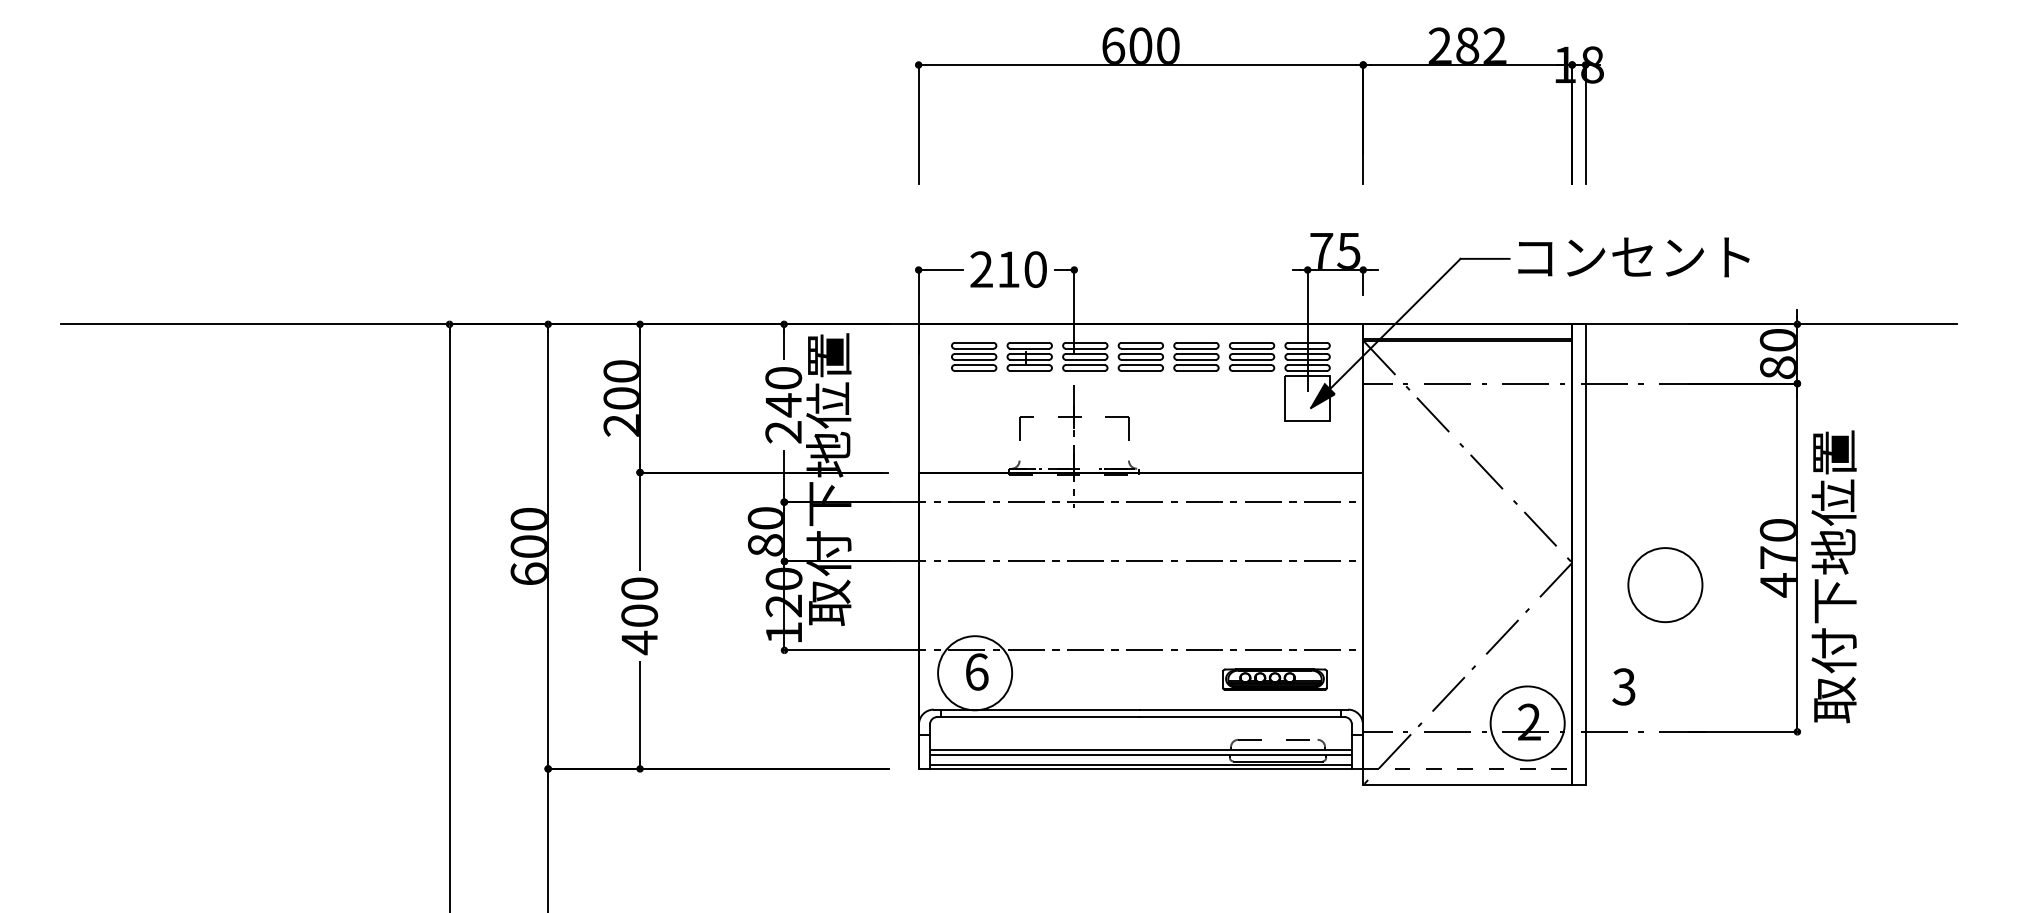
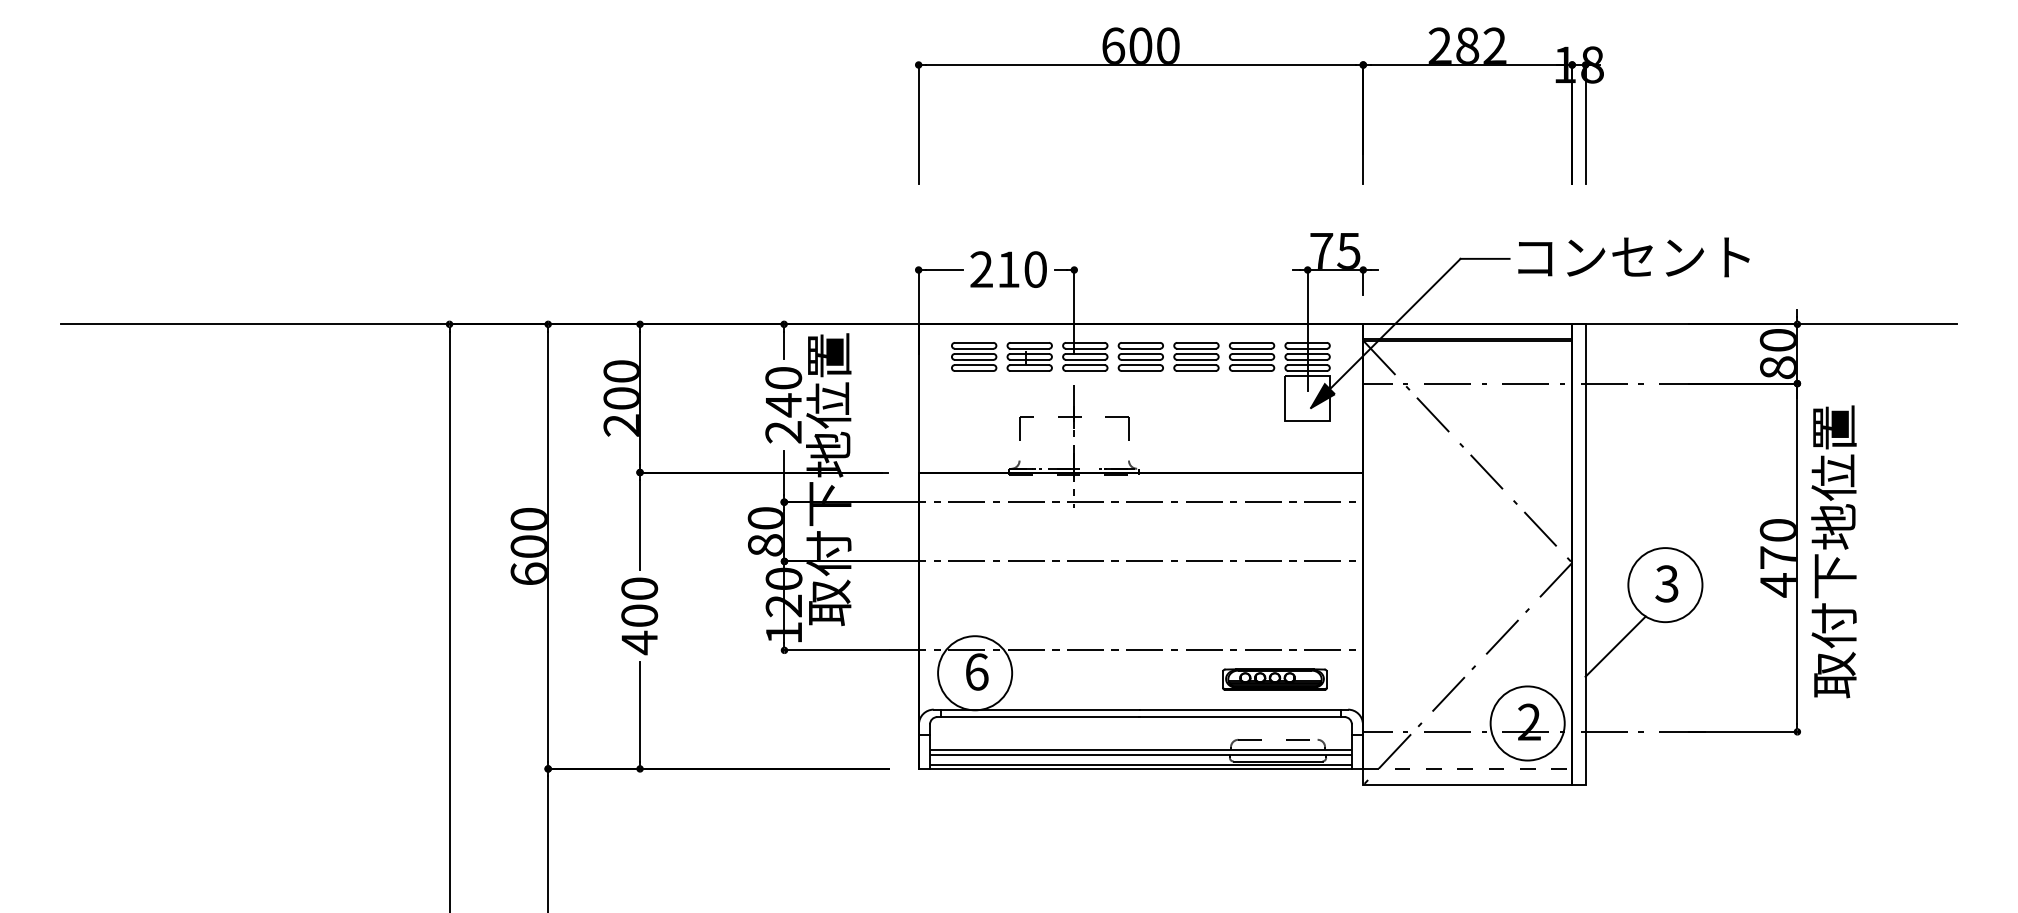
text position: (1833, 576) -> (1833, 551) (1833, 551)
line: none -> present (1615, 646)
text position: (1623, 686) -> (1666, 583) (1666, 583)
